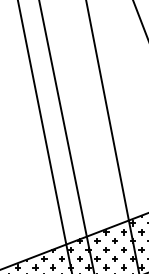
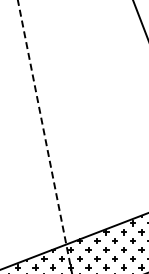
line: solid -> dashed (44, 136)
line: present -> none (66, 136)
line: present -> none (112, 136)
